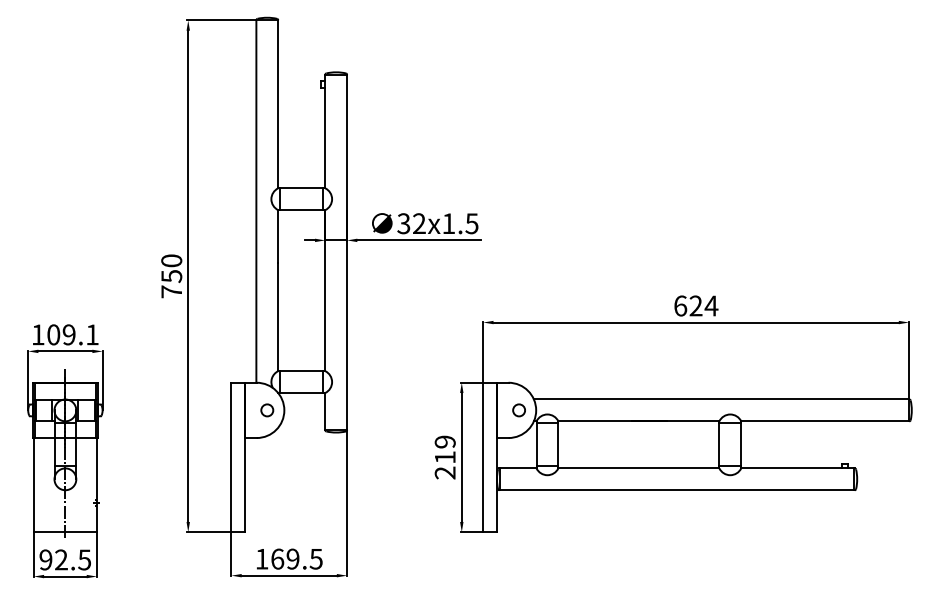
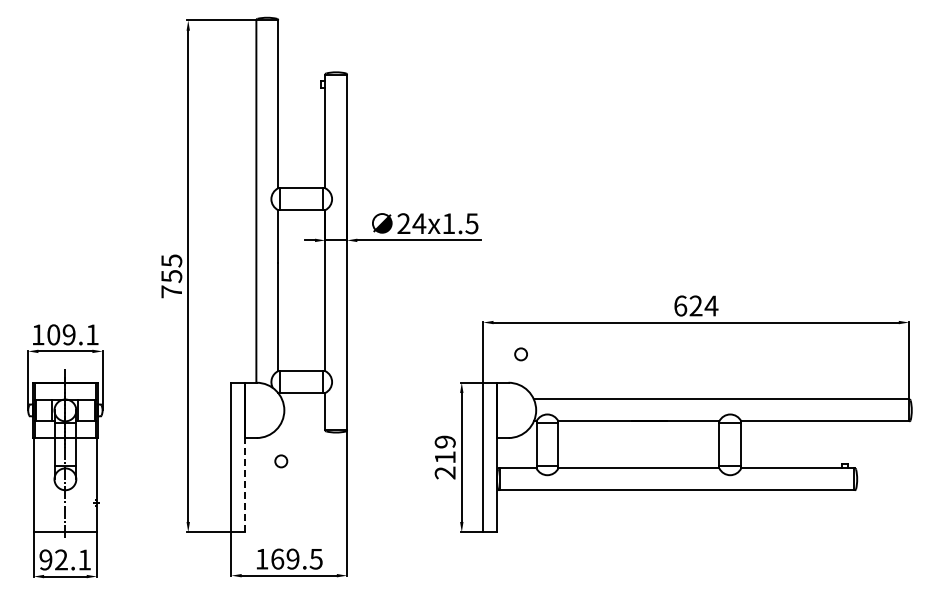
text: 32x1.5 -> 24x1.5 (411, 223)
text: 750 -> 755 (171, 260)
circle position: (267, 410) -> (281, 461) (281, 461)
circle position: (518, 410) -> (520, 354) (520, 354)
line: solid -> dashed (245, 485)
text: 92.5 -> 92.1 (84, 559)
